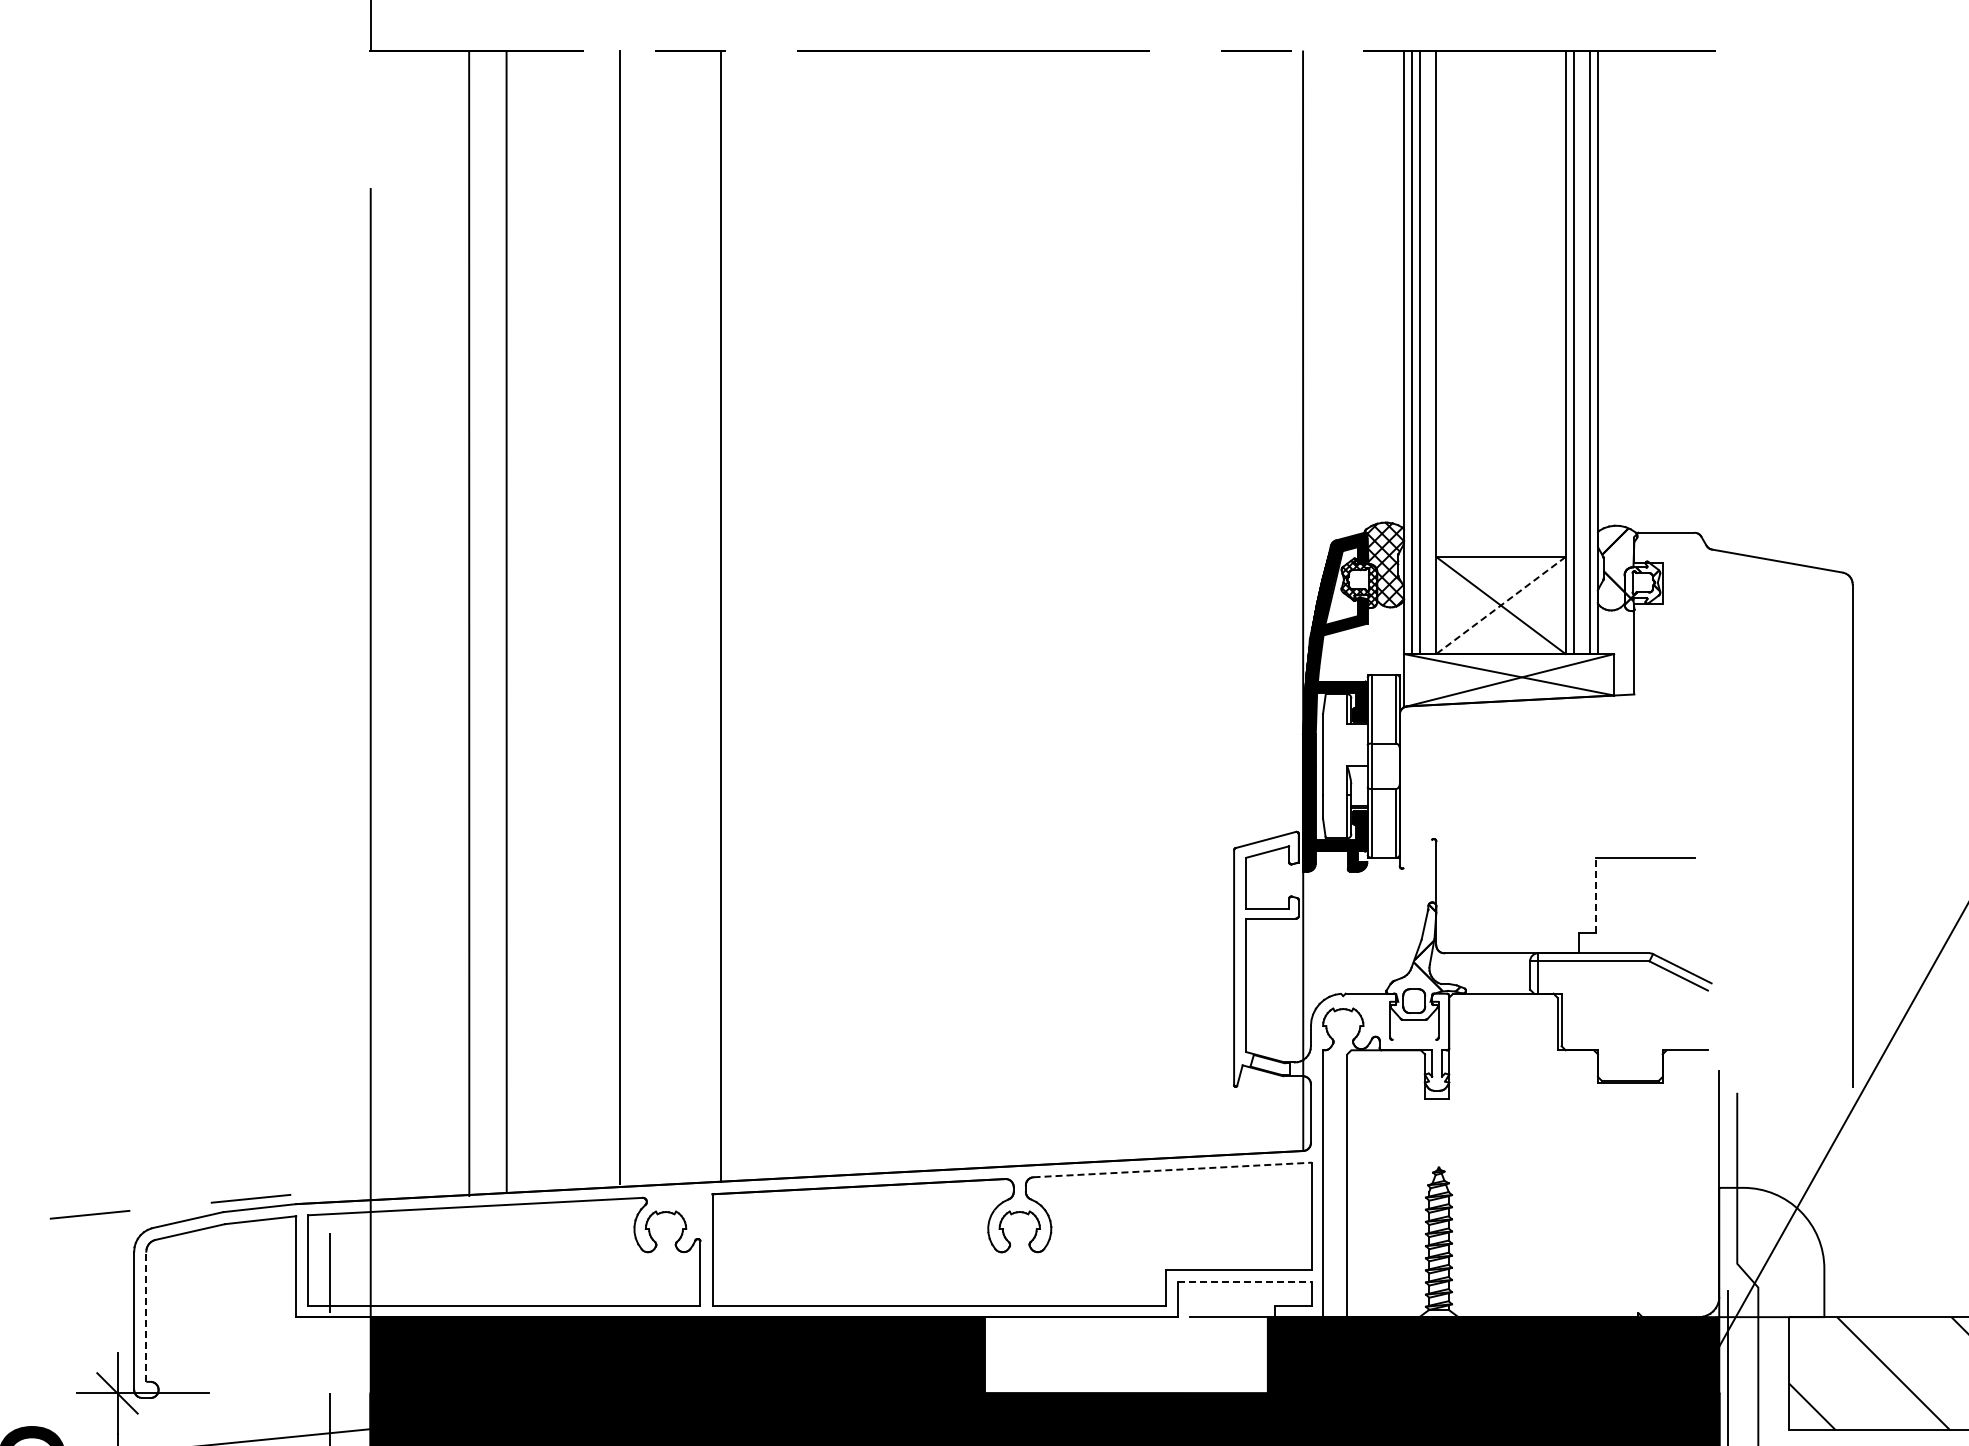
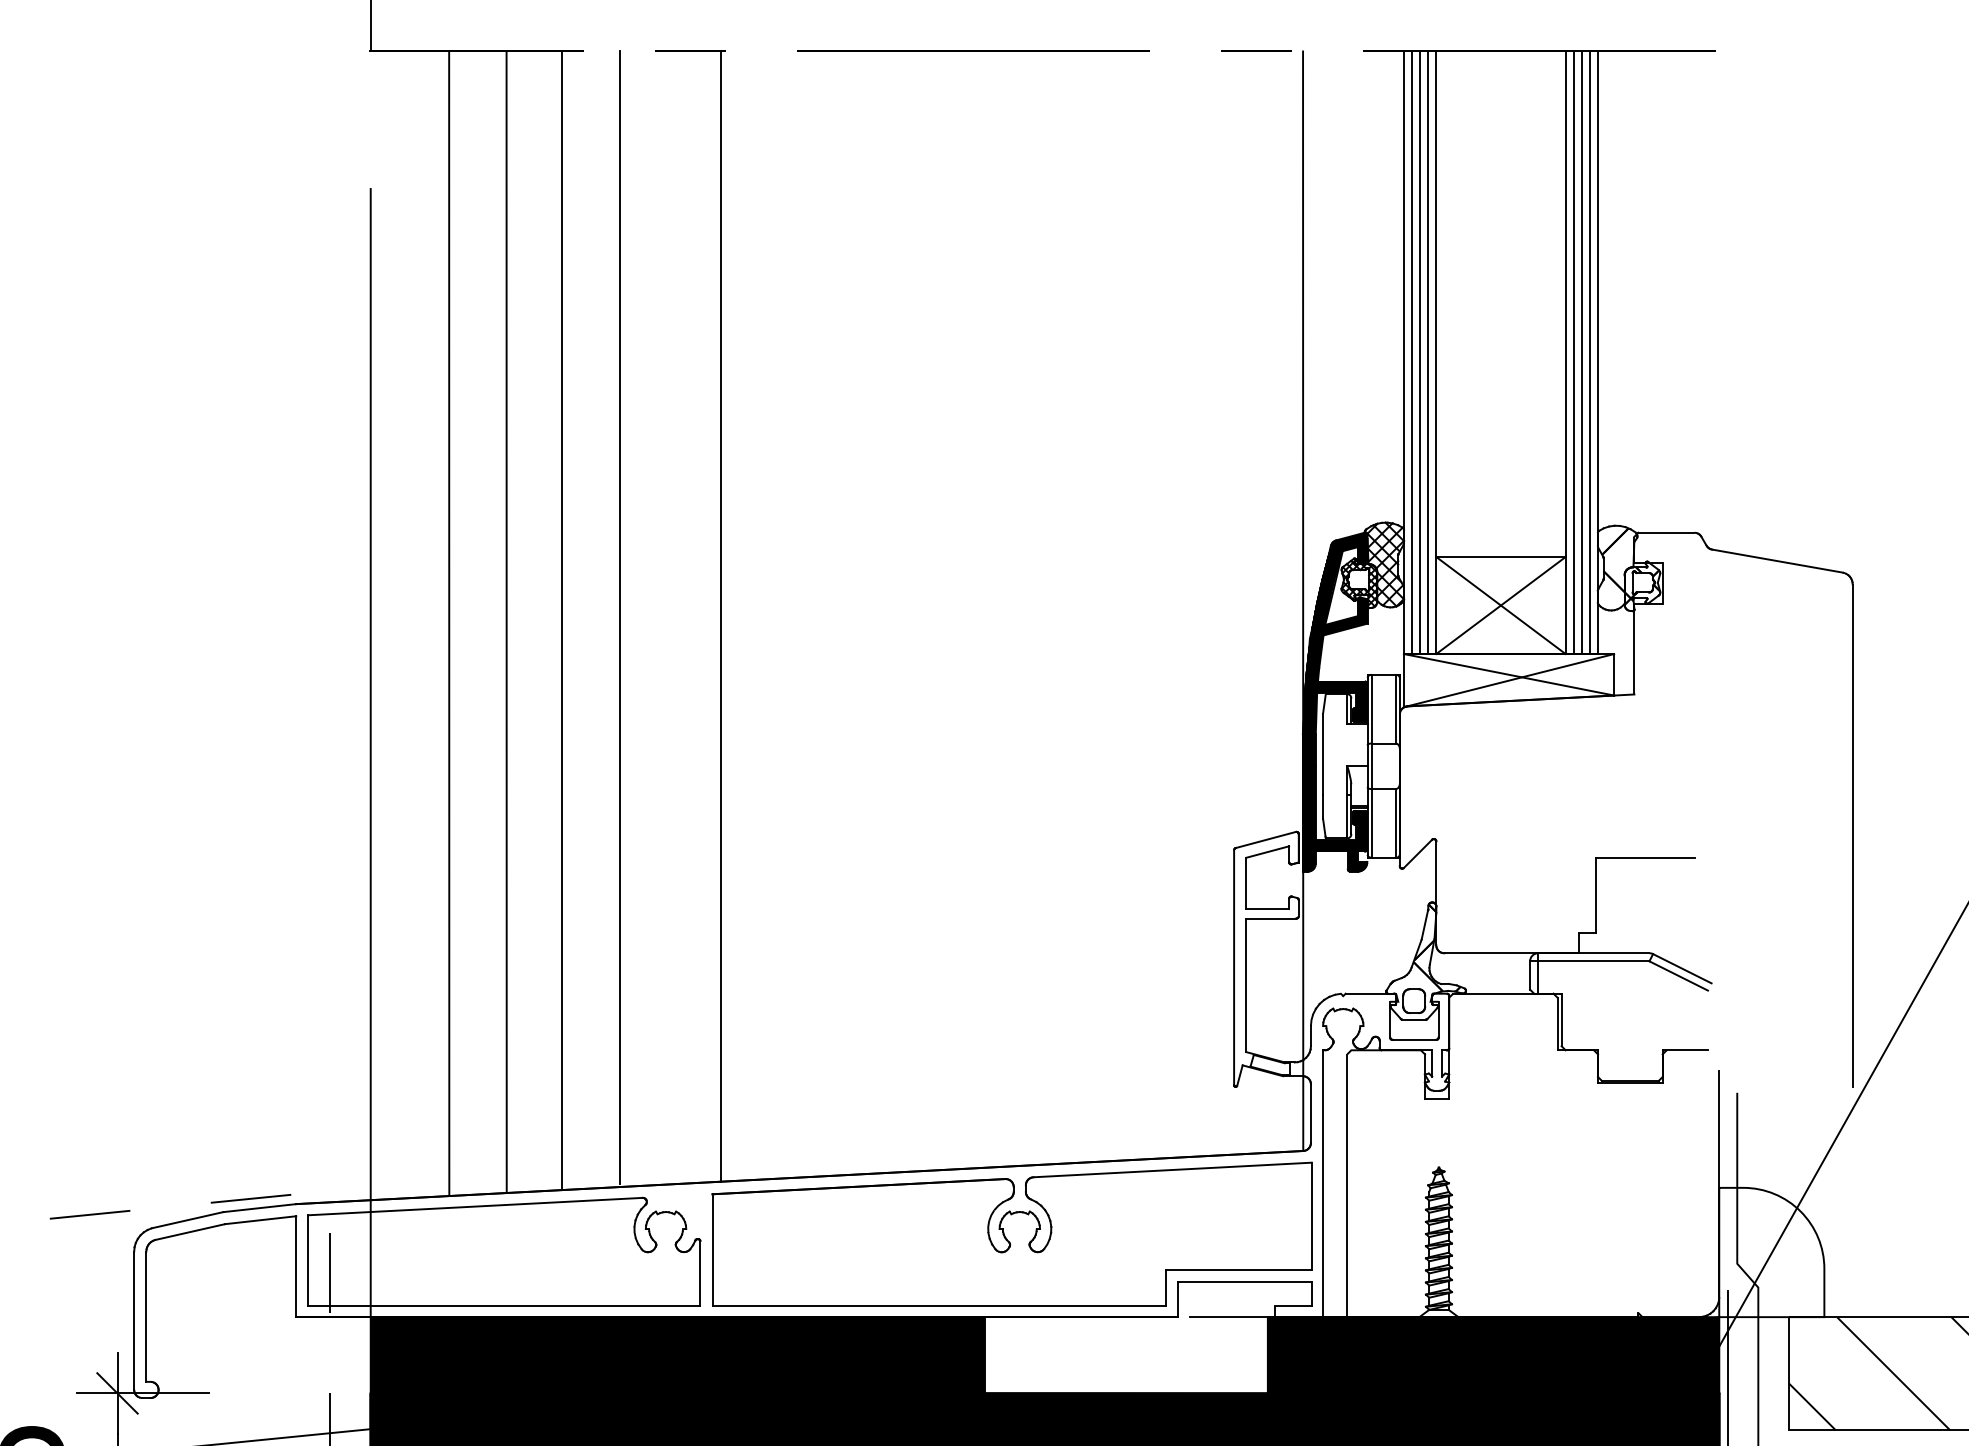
line: none -> present (1428, 352)
line: none -> present (1581, 352)
line: dashed -> solid (1500, 605)
line: none -> present (562, 620)
line position: (469, 623) -> (449, 623) (449, 623)
line: none -> present (1418, 853)
line: dashed -> solid (1595, 895)
line: none -> present (1414, 1039)
line: dashed -> solid (1173, 1169)
line: dashed -> solid (1245, 1281)
line: dashed -> solid (146, 1316)
